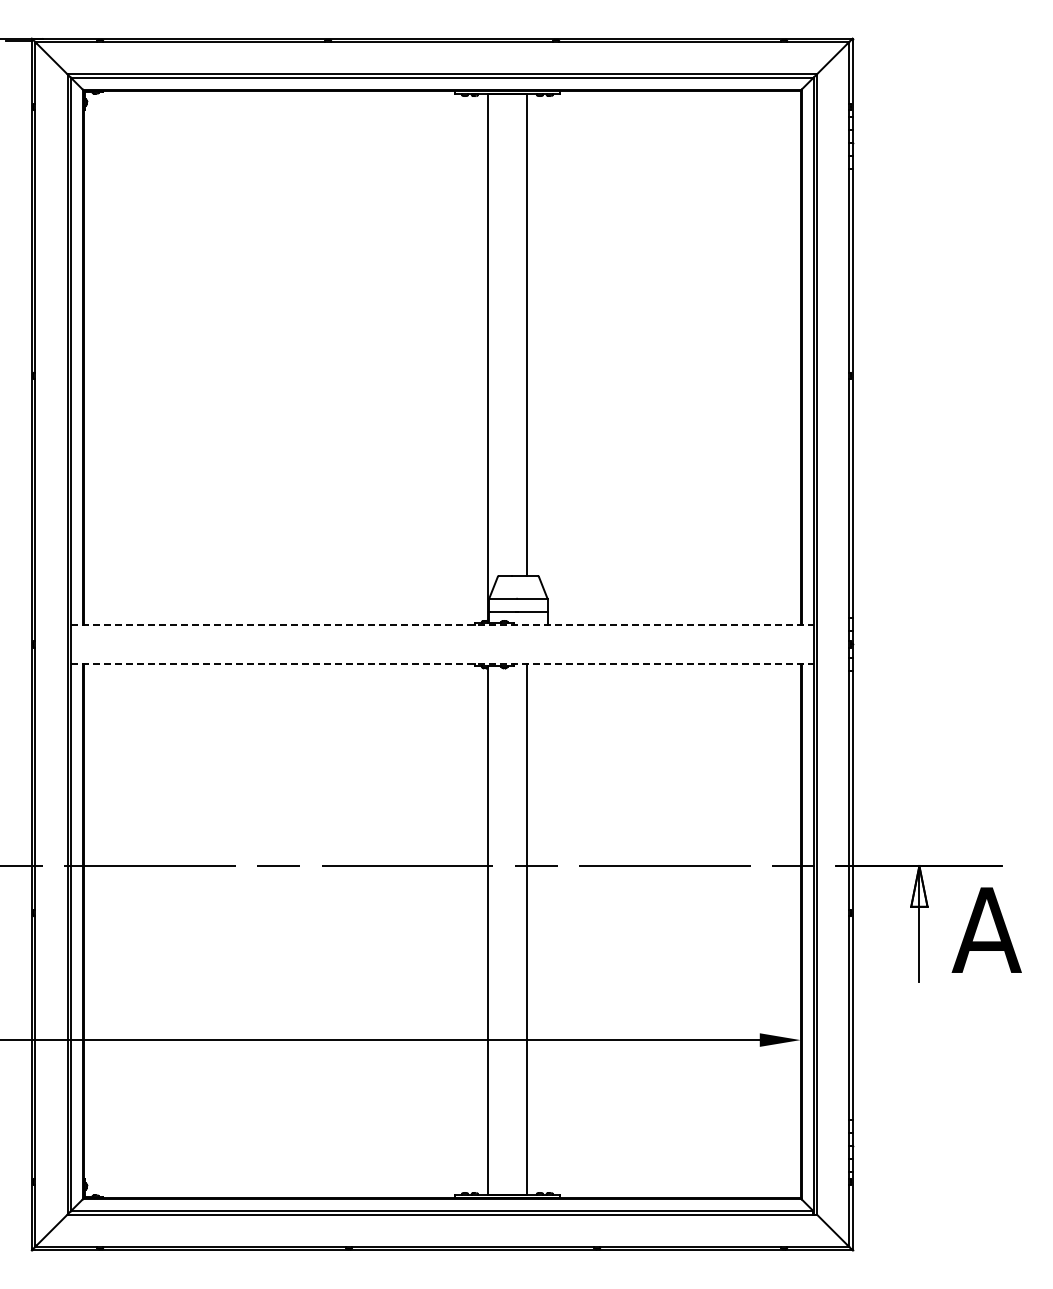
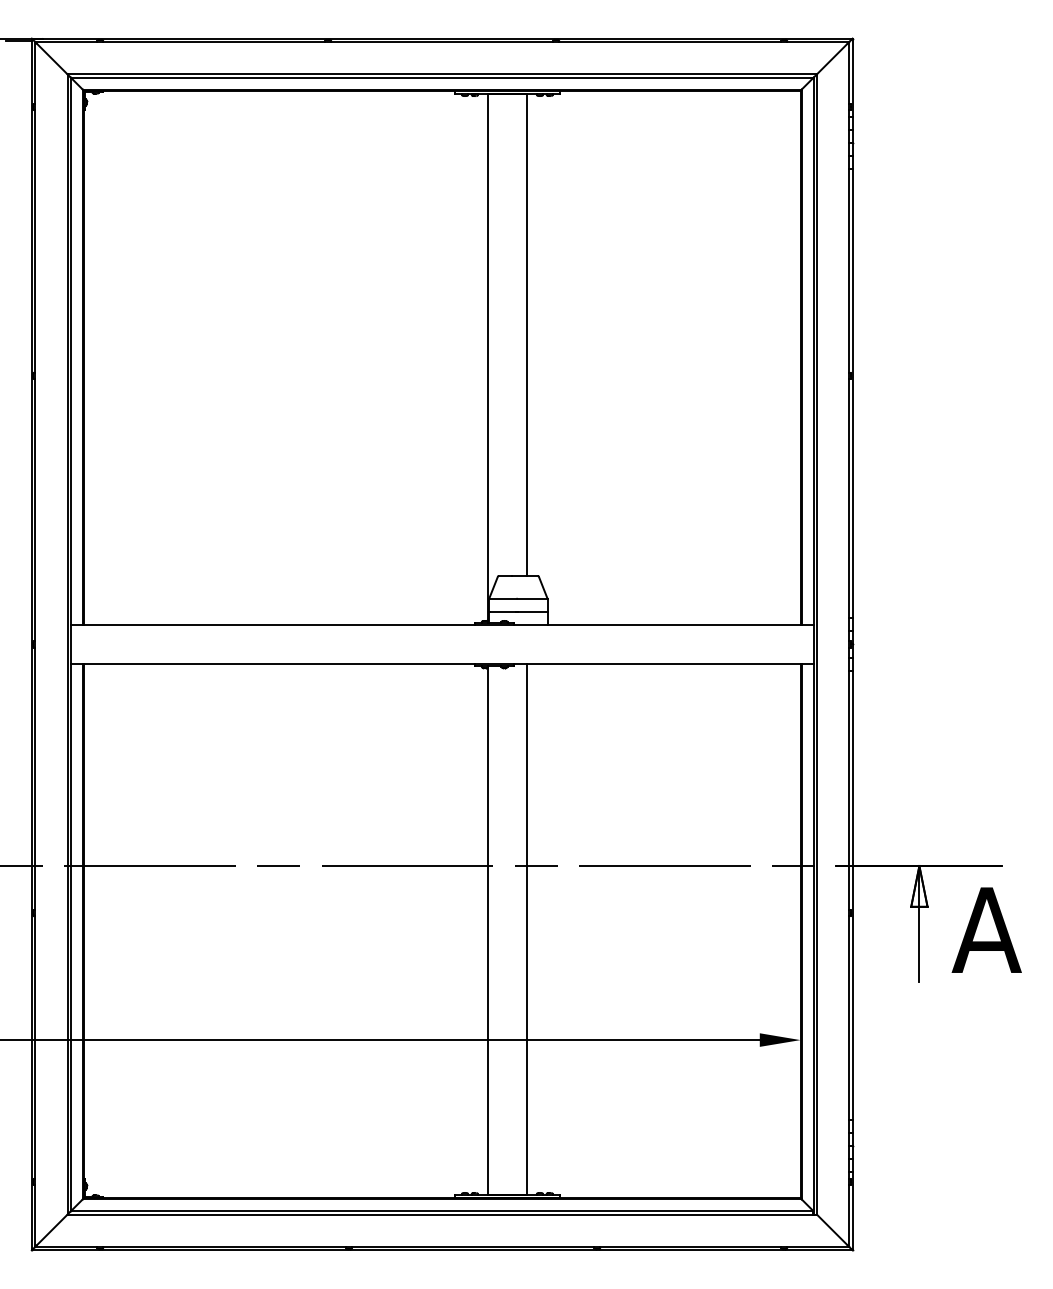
line: dashed -> solid (442, 624)
line: dashed -> solid (442, 664)
